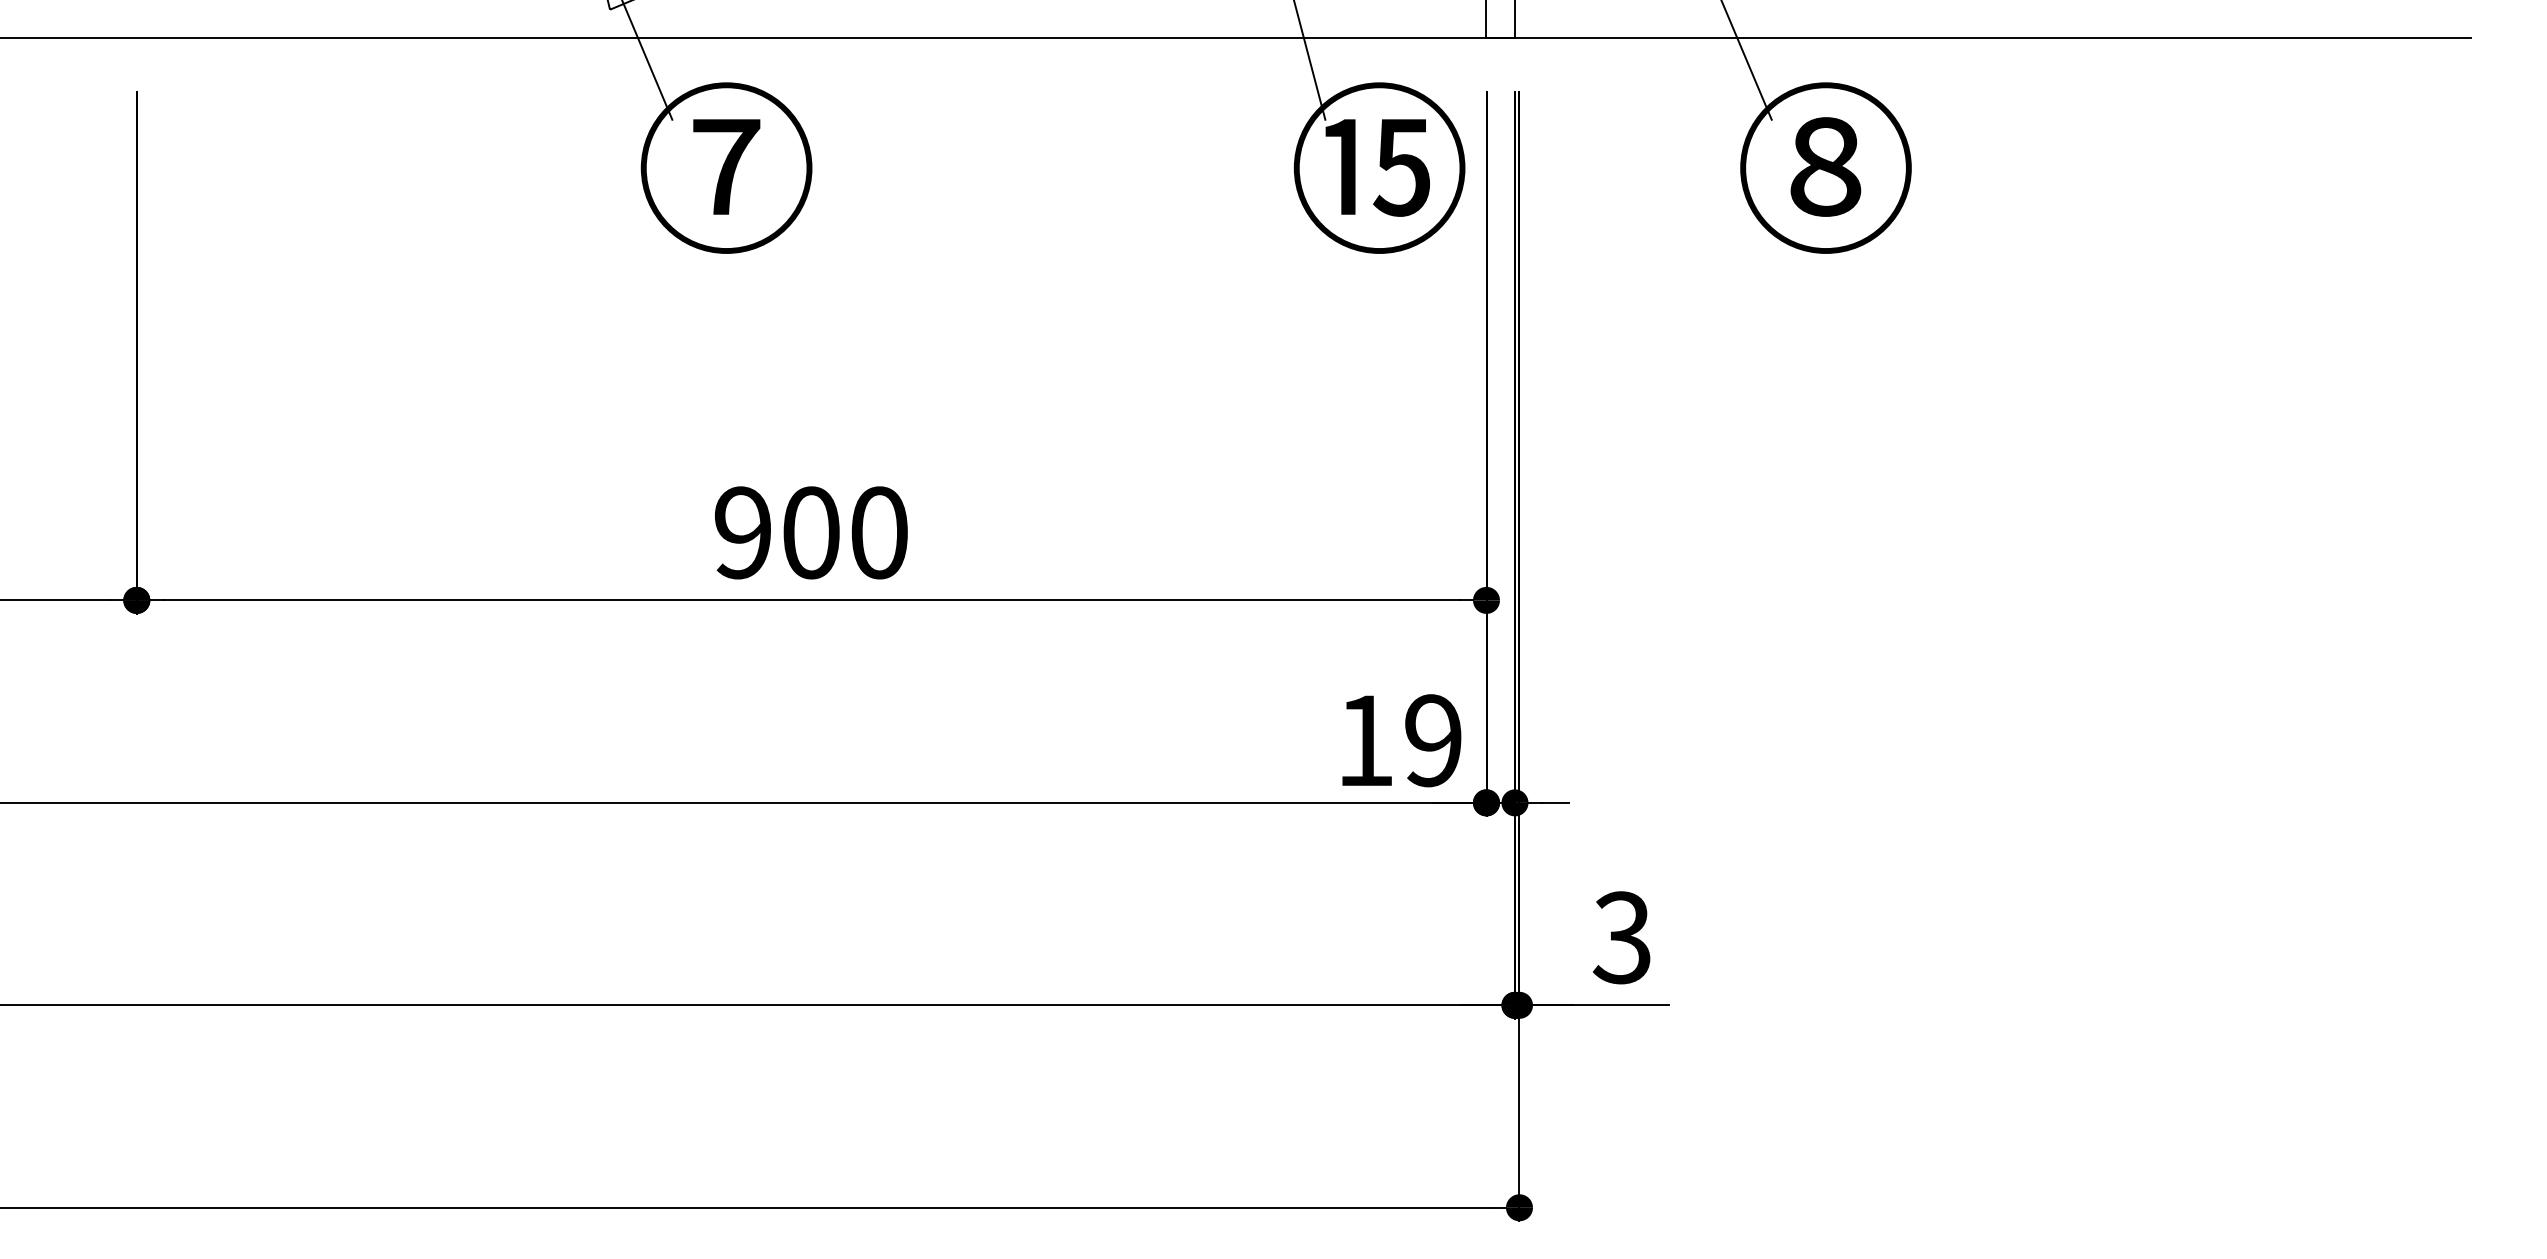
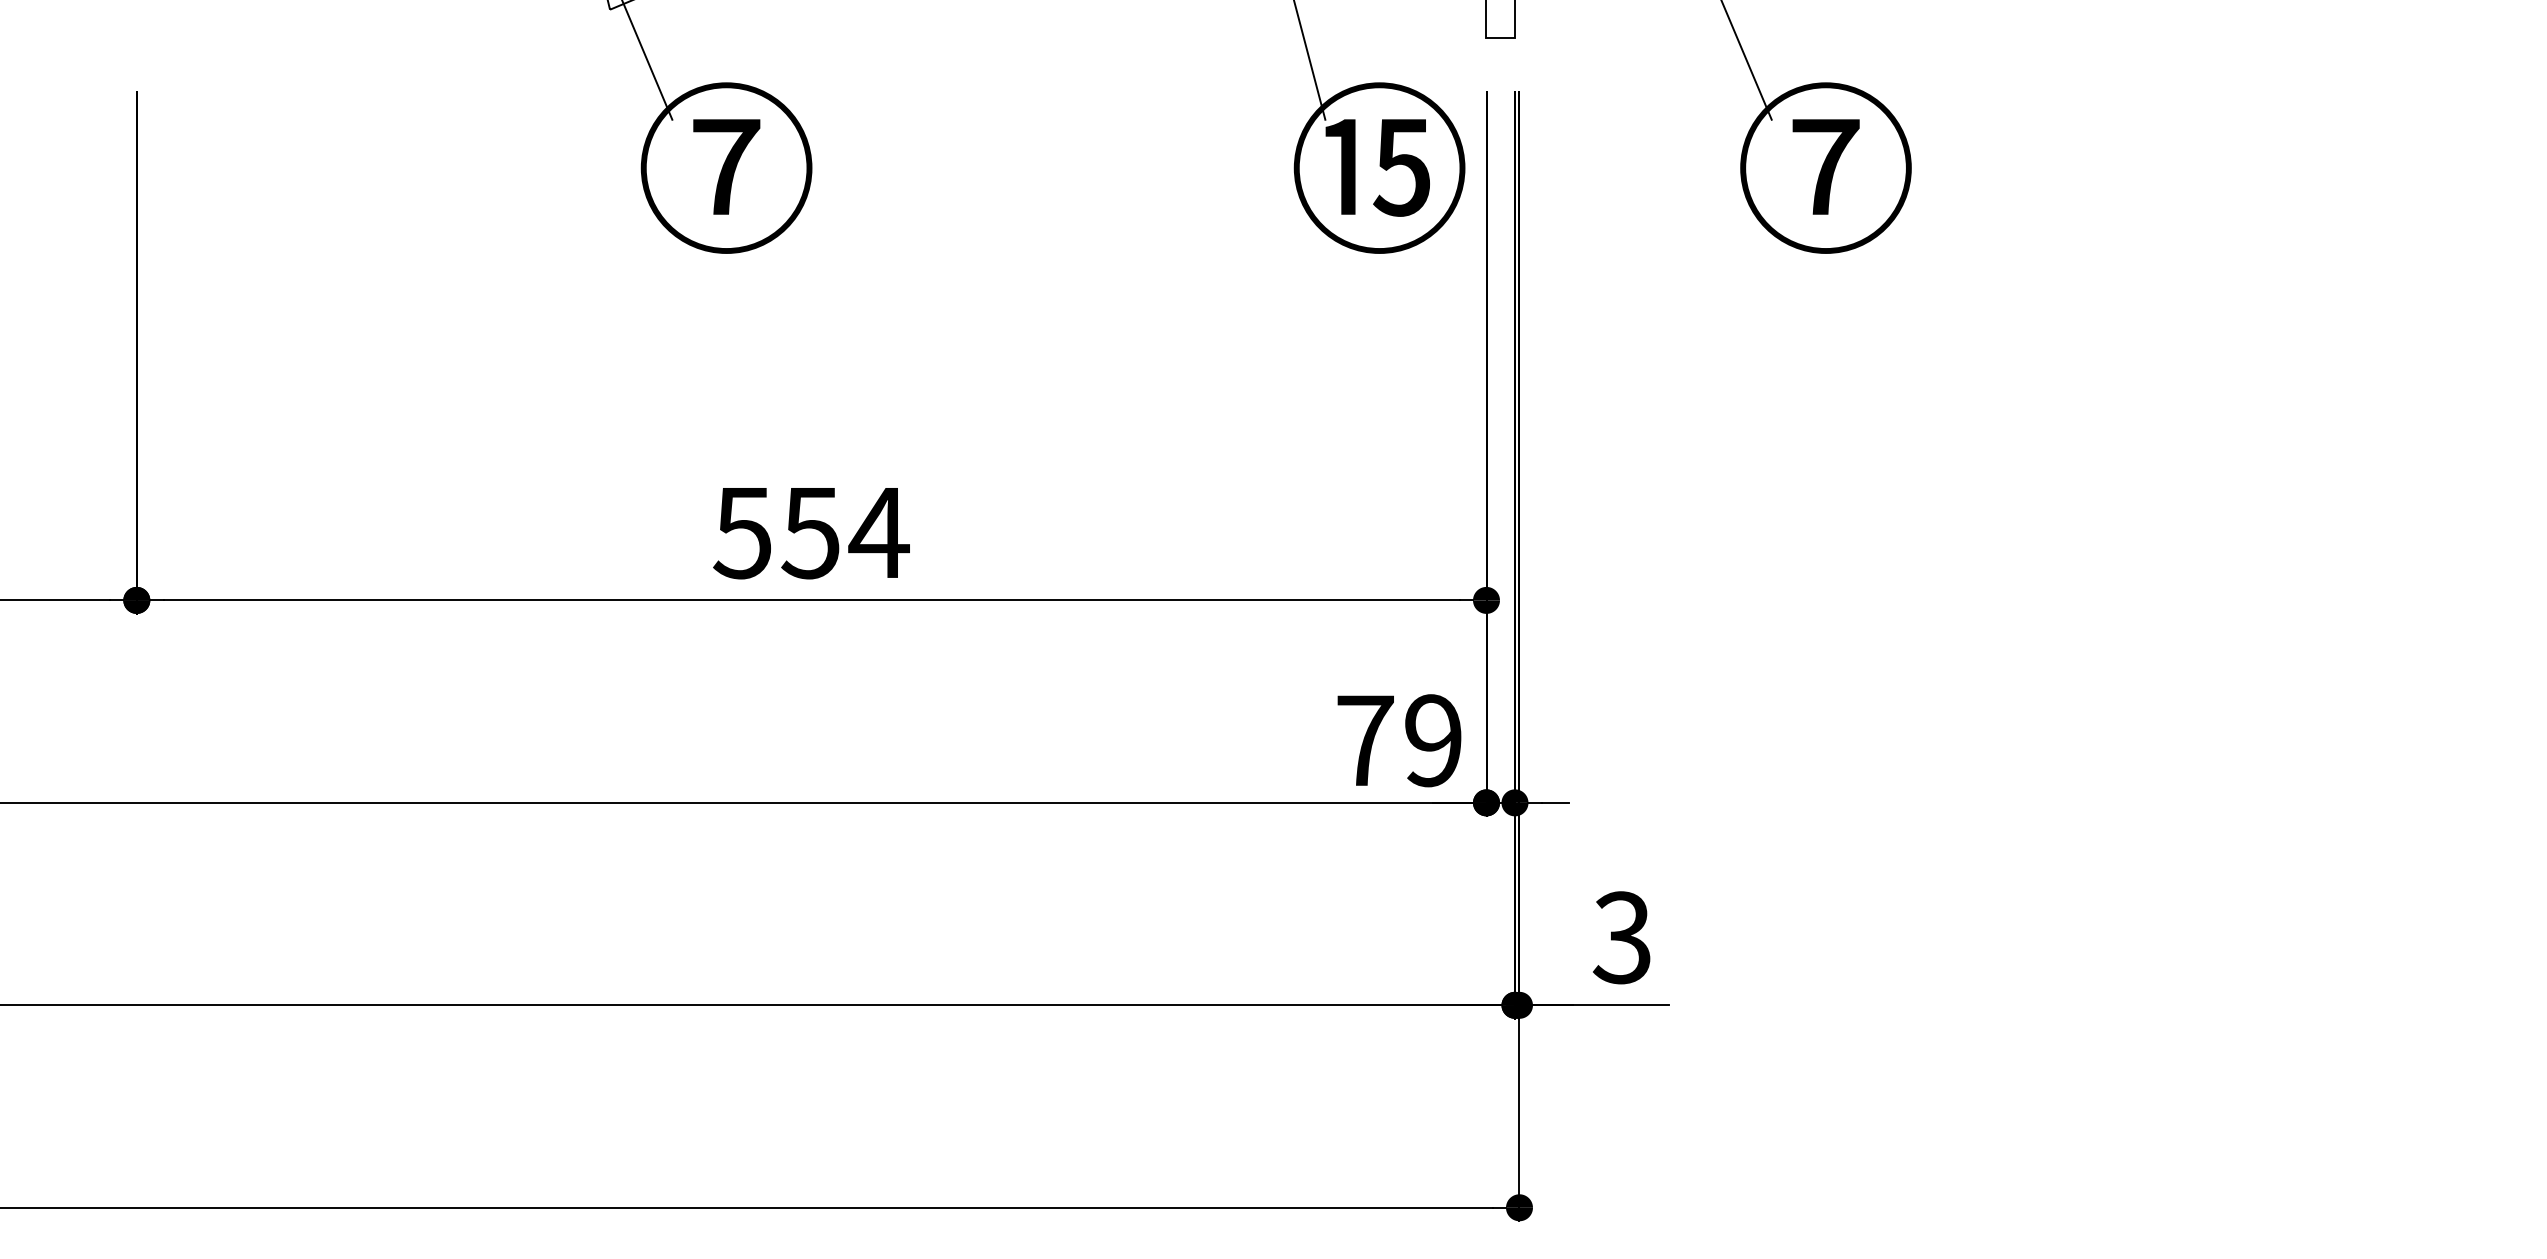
line: present -> none (1236, 37)
text: ⑧ -> ⑦ (1825, 166)
text: 900 -> 554 (811, 532)
text: 19 -> 79 (1365, 740)
